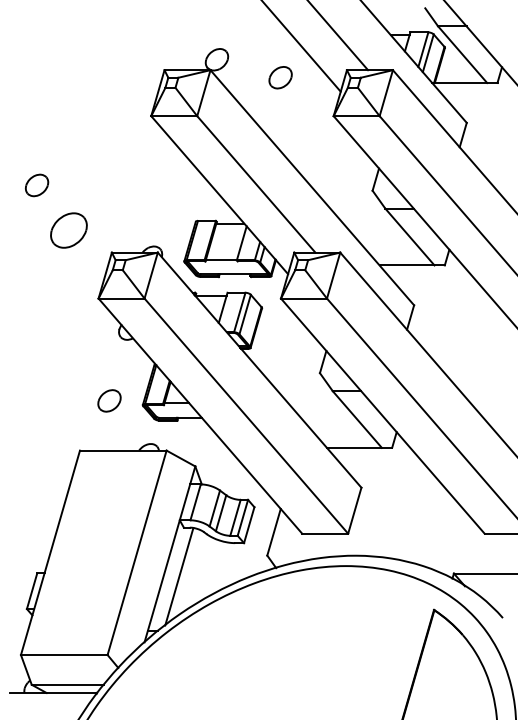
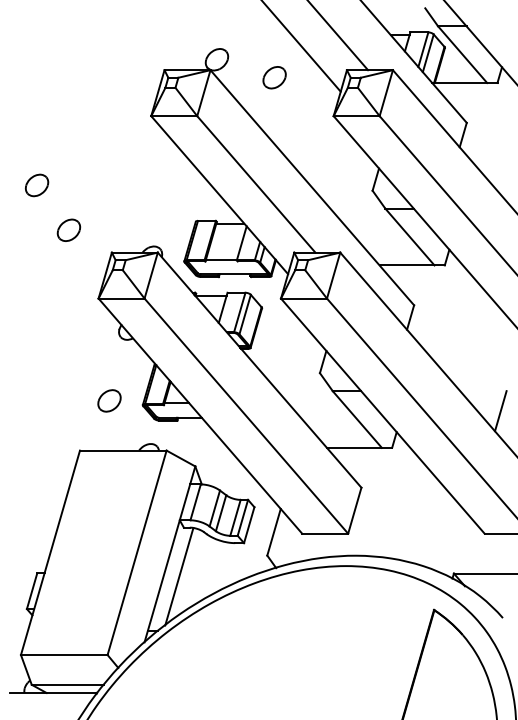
part position: (280, 77) -> (274, 77) (274, 77)
part size: 38x37 px -> 26x24 px (68, 229)
line: none -> present (500, 411)
